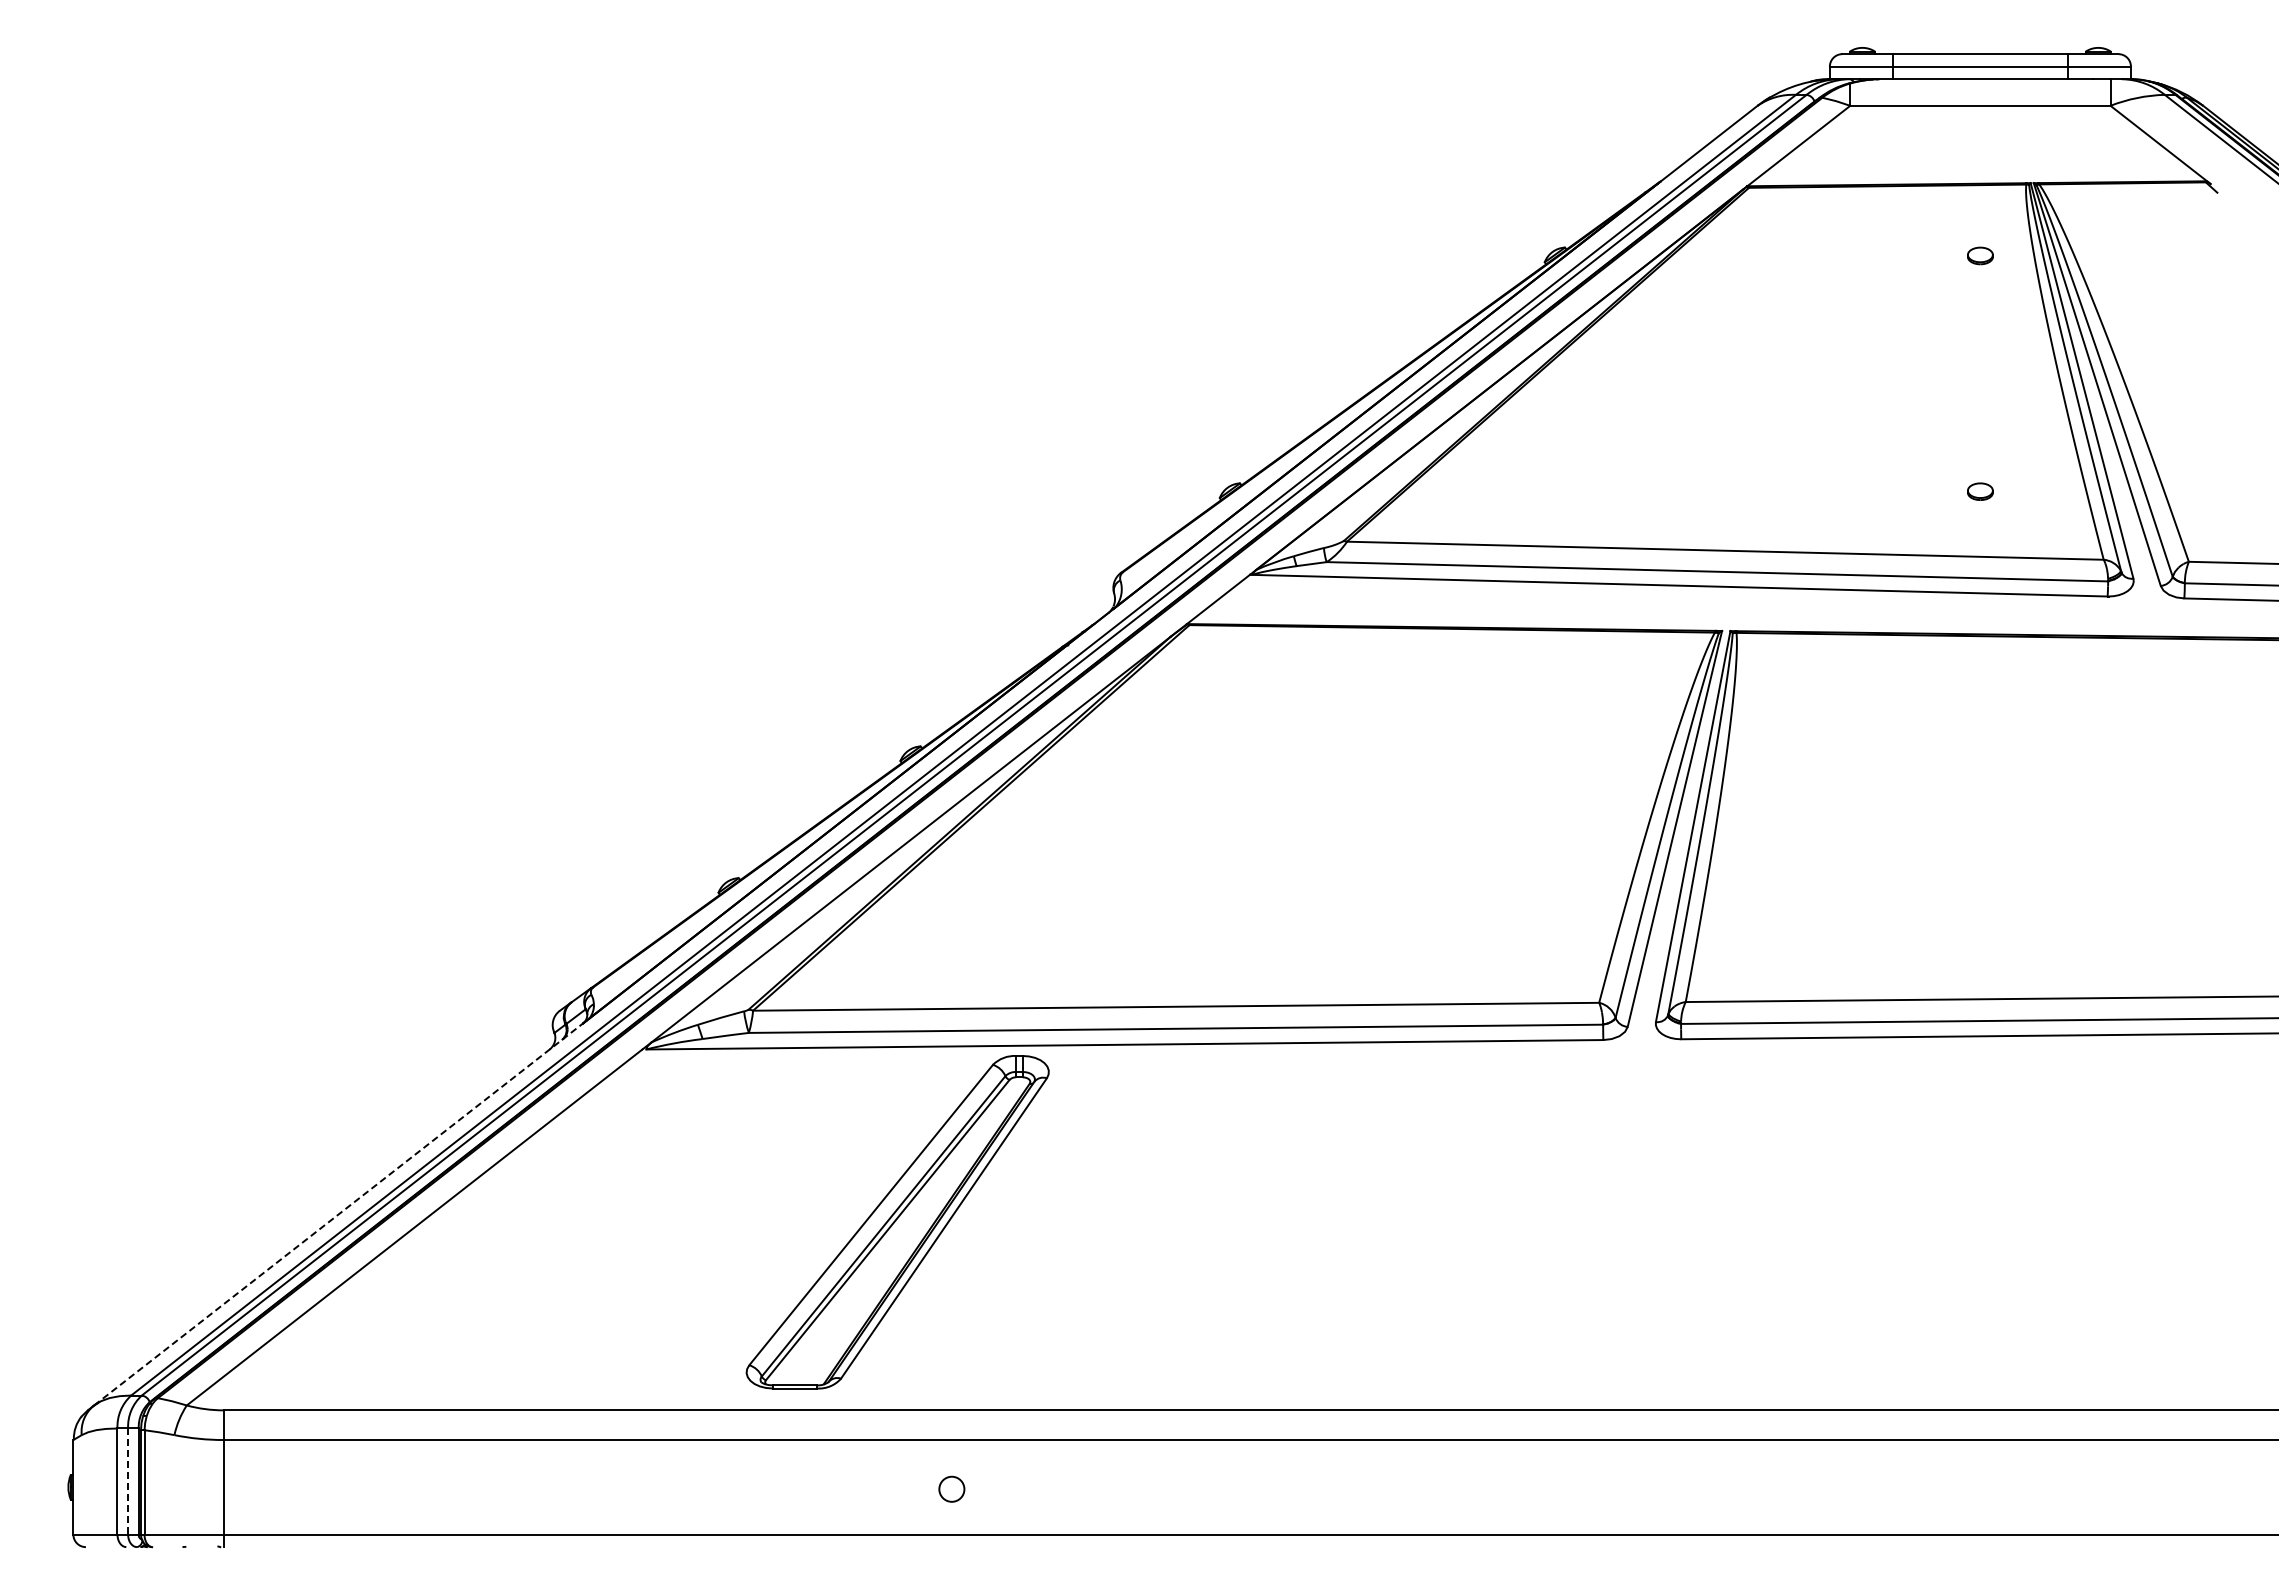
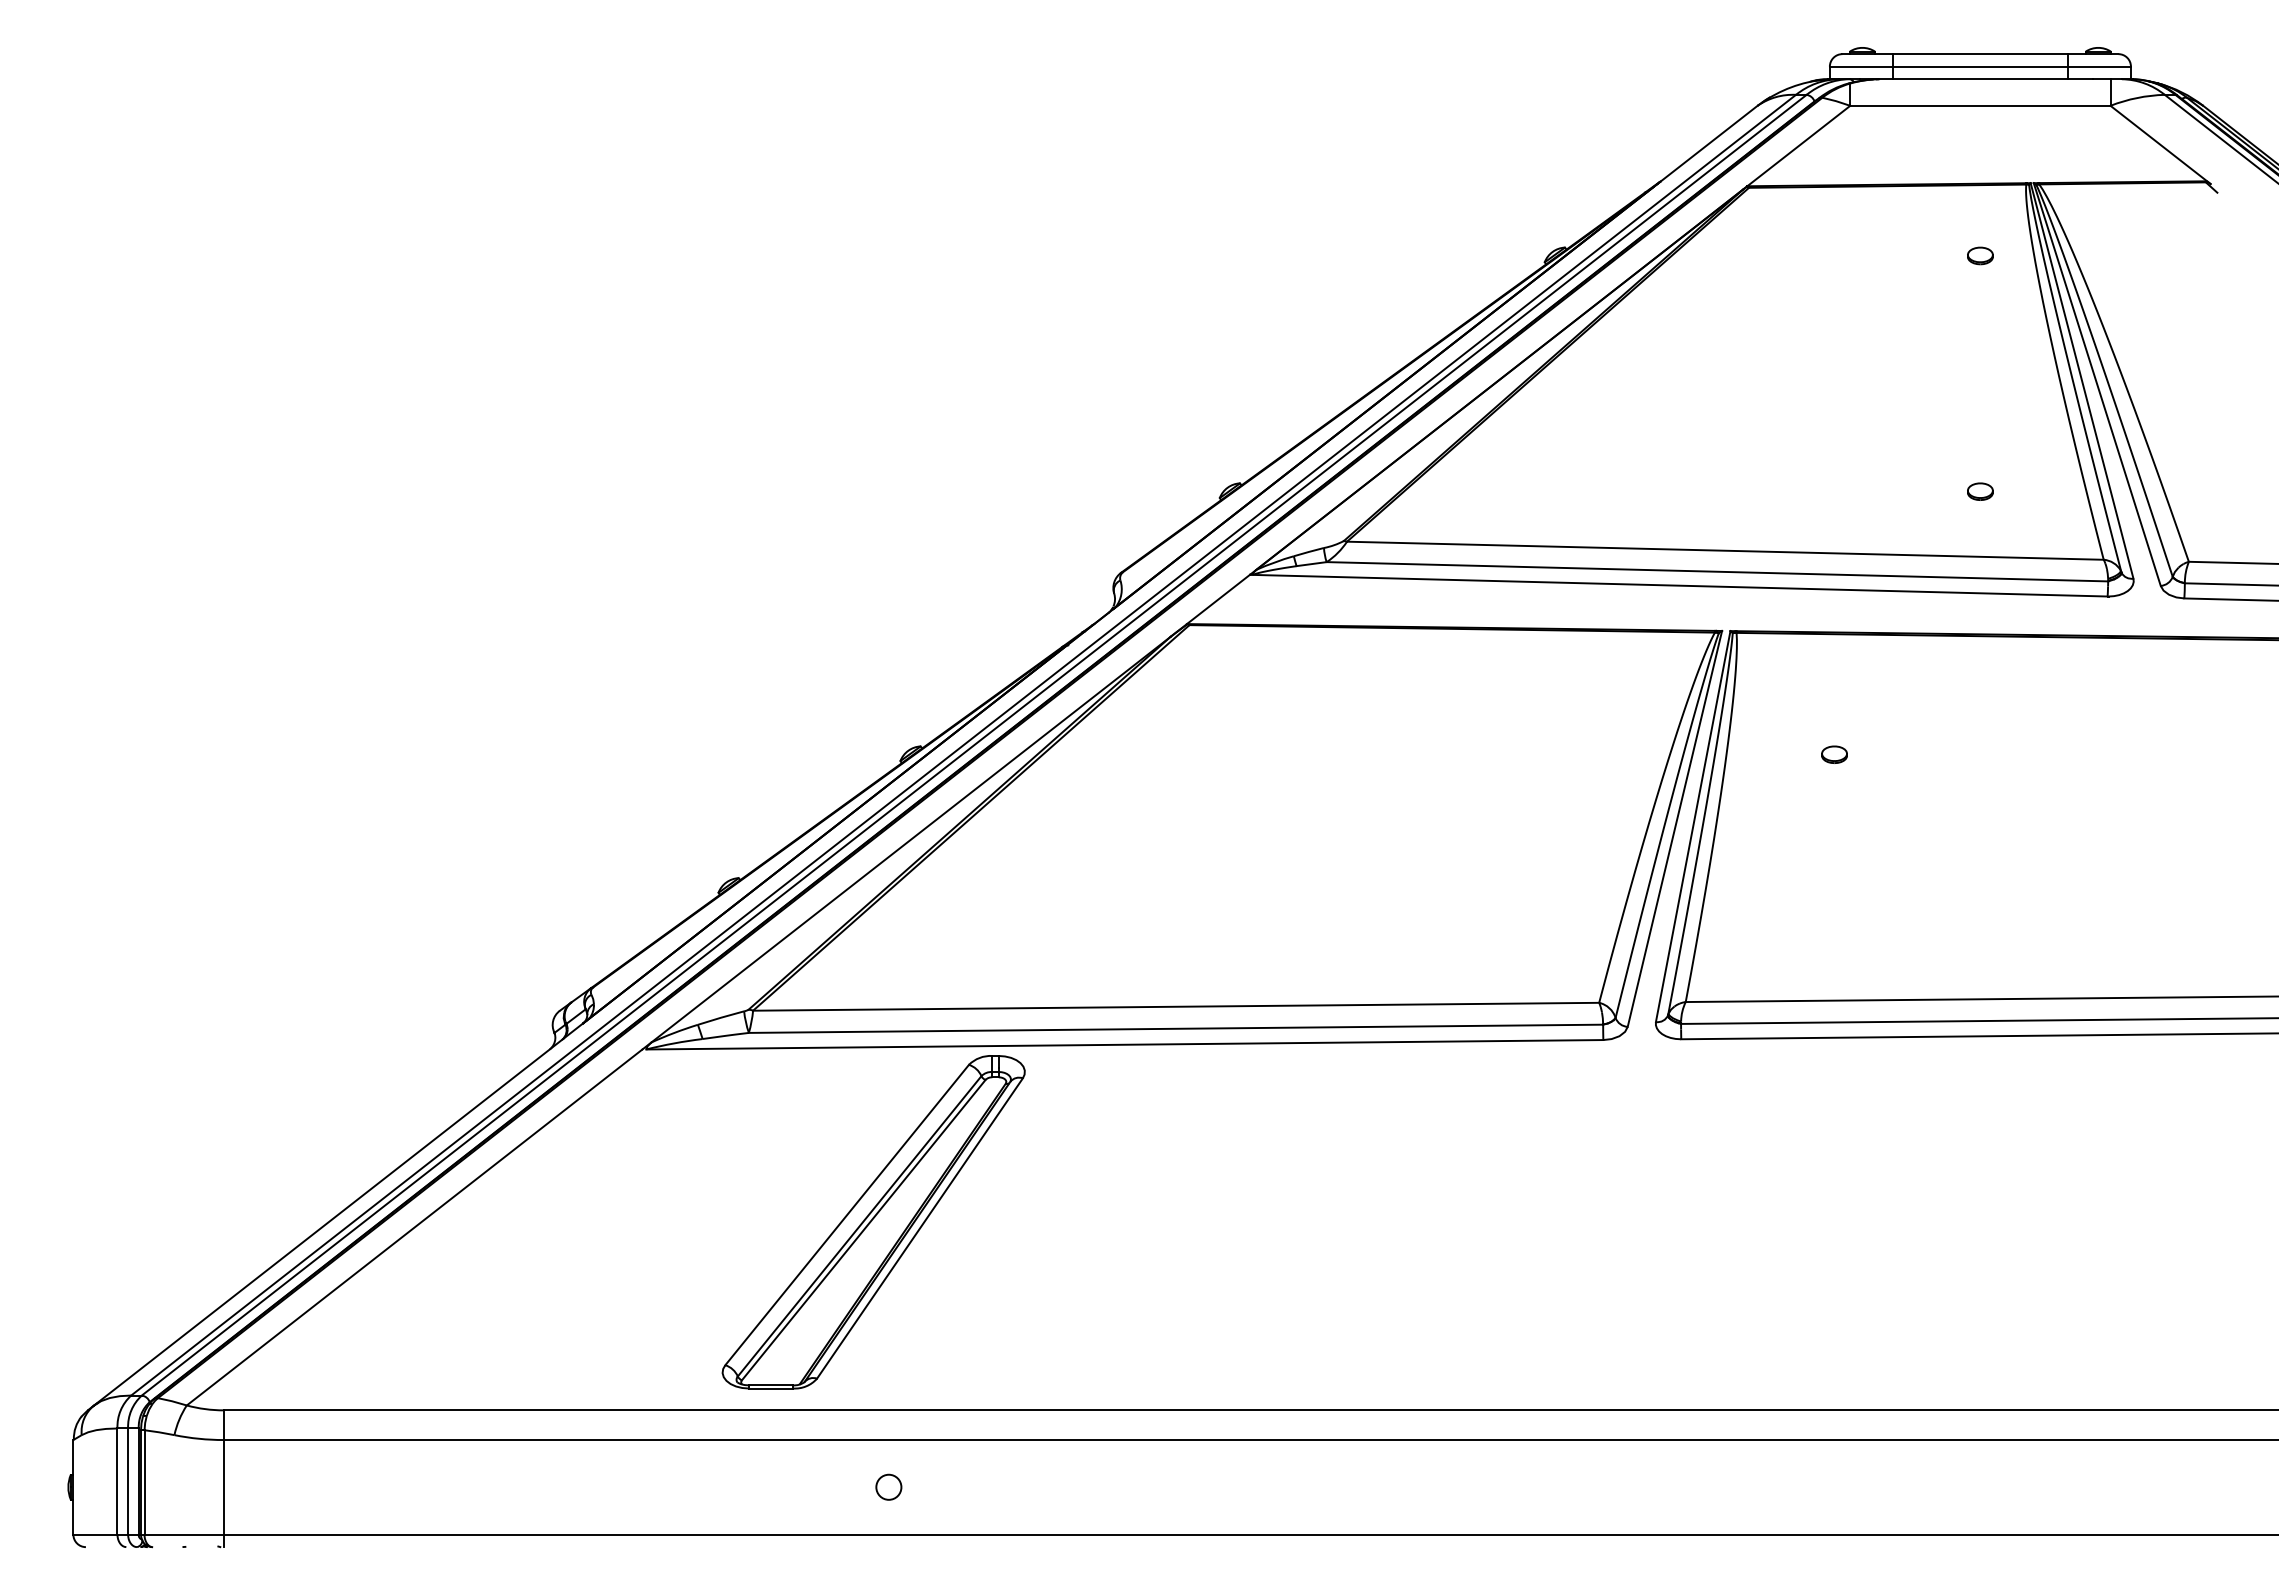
part: none -> present (1834, 754)
line: dashed -> solid (338, 1214)
part position: (897, 1222) -> (873, 1222) (873, 1222)
line: dashed -> solid (128, 1482)
circle position: (951, 1488) -> (888, 1486) (888, 1486)
